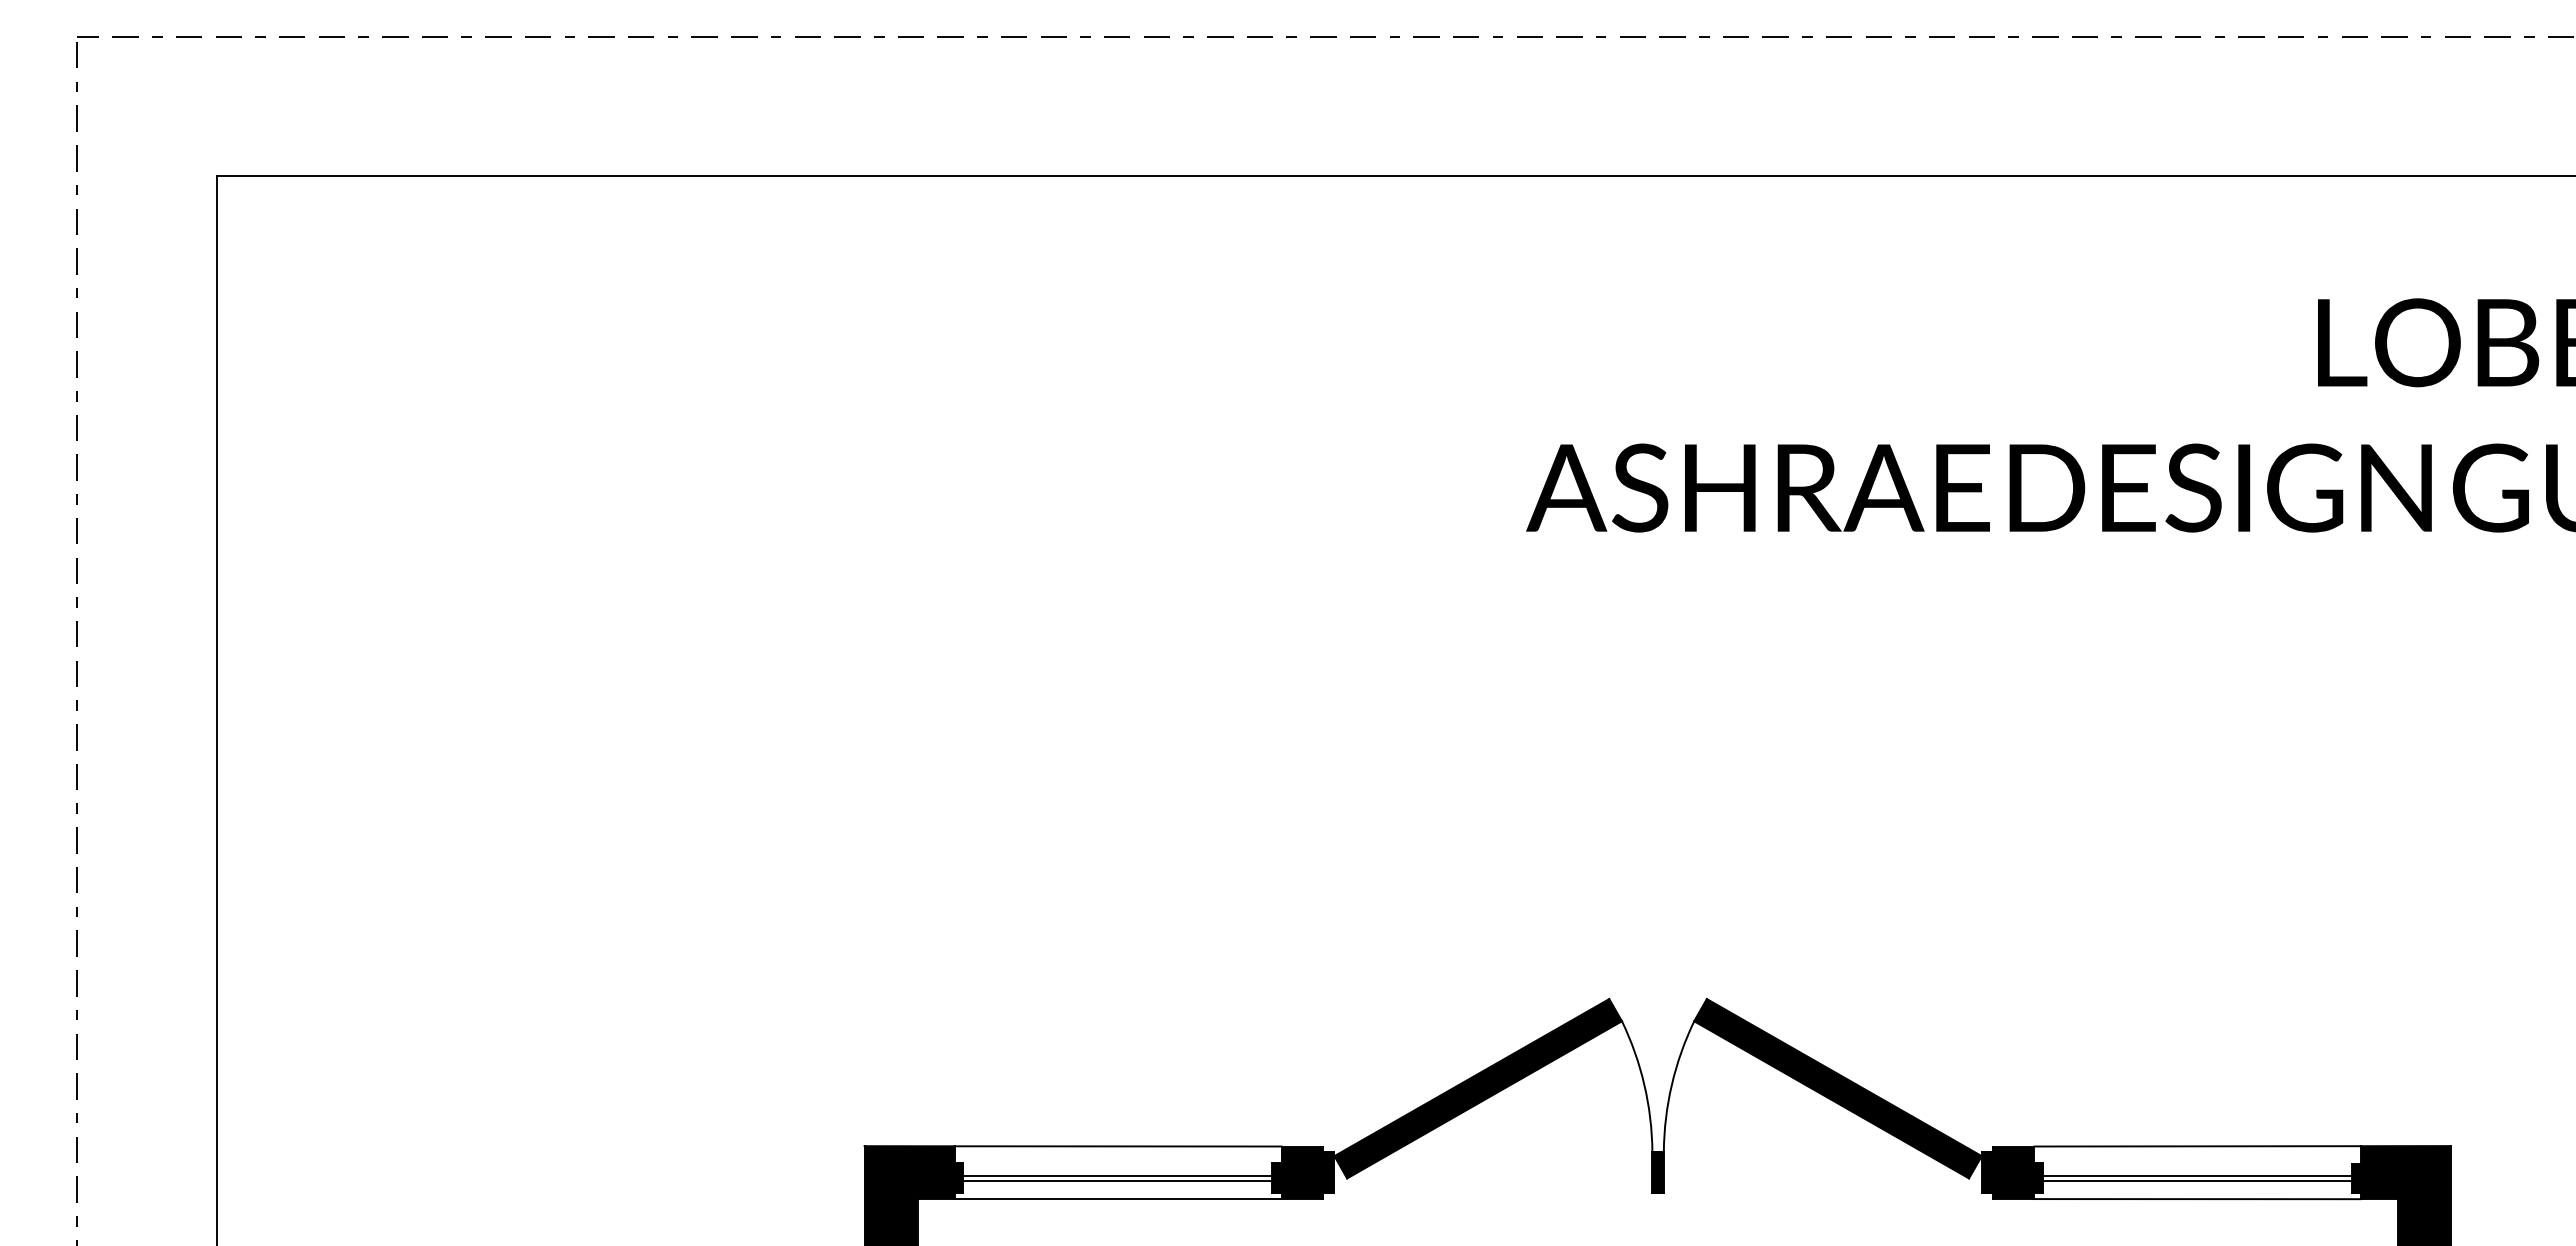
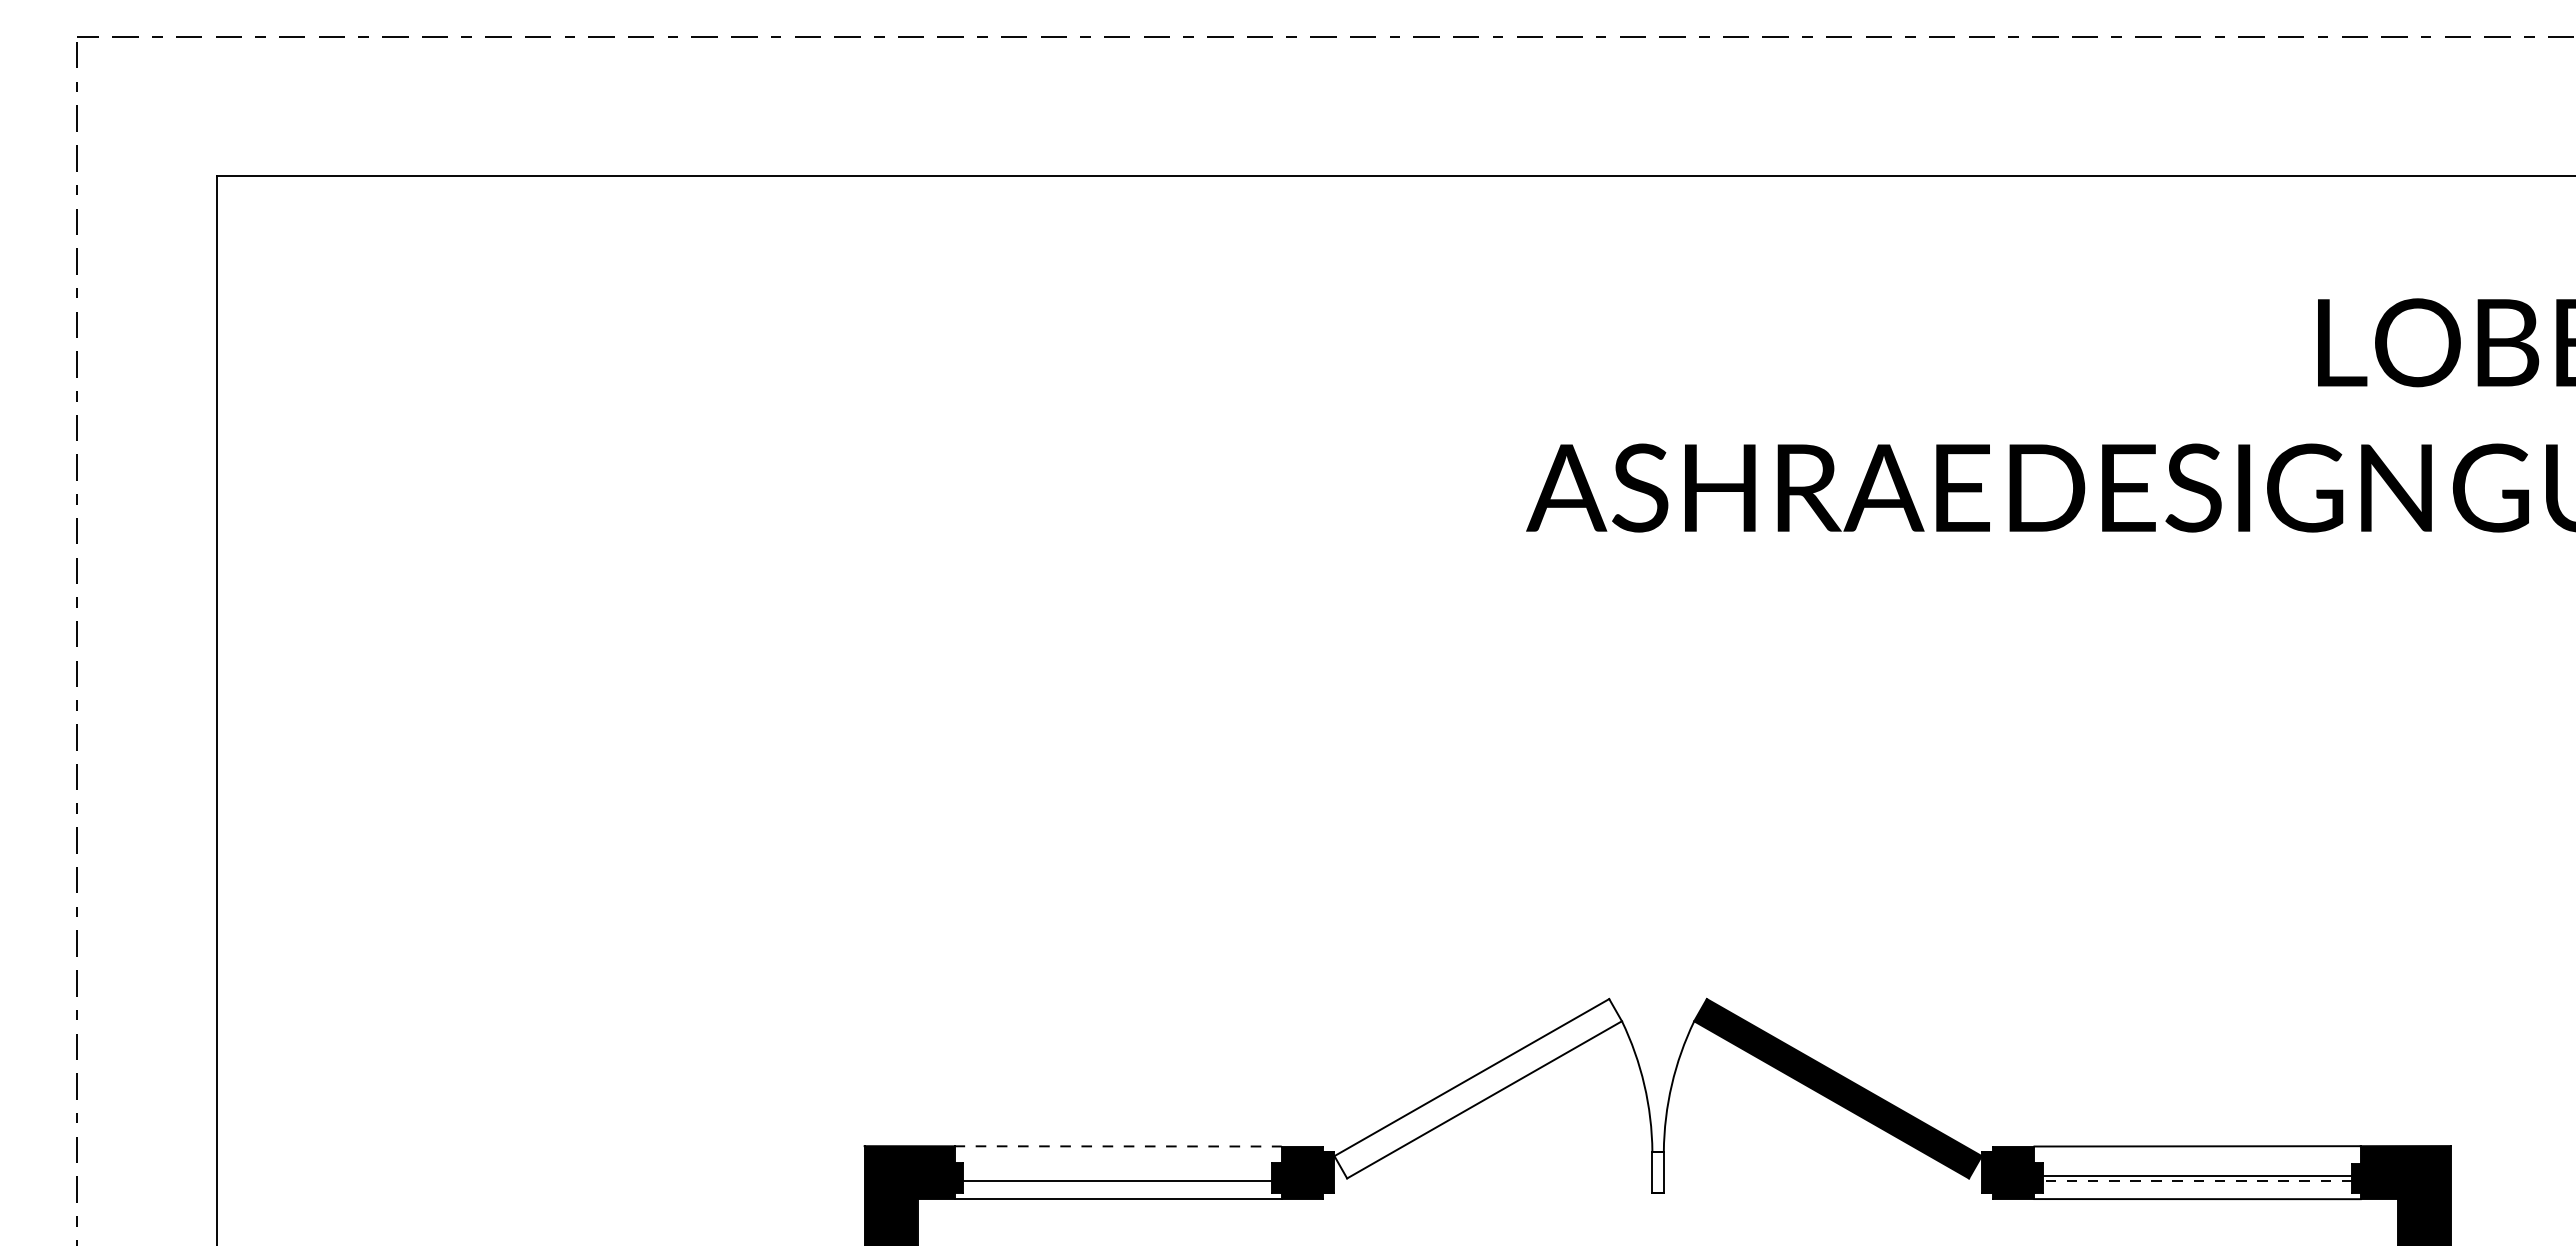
fill: present -> none (1477, 1088)
line: solid -> dashed (1118, 1146)
fill: present -> none (1657, 1171)
line: present -> none (1117, 1176)
line: solid -> dashed (2197, 1180)
